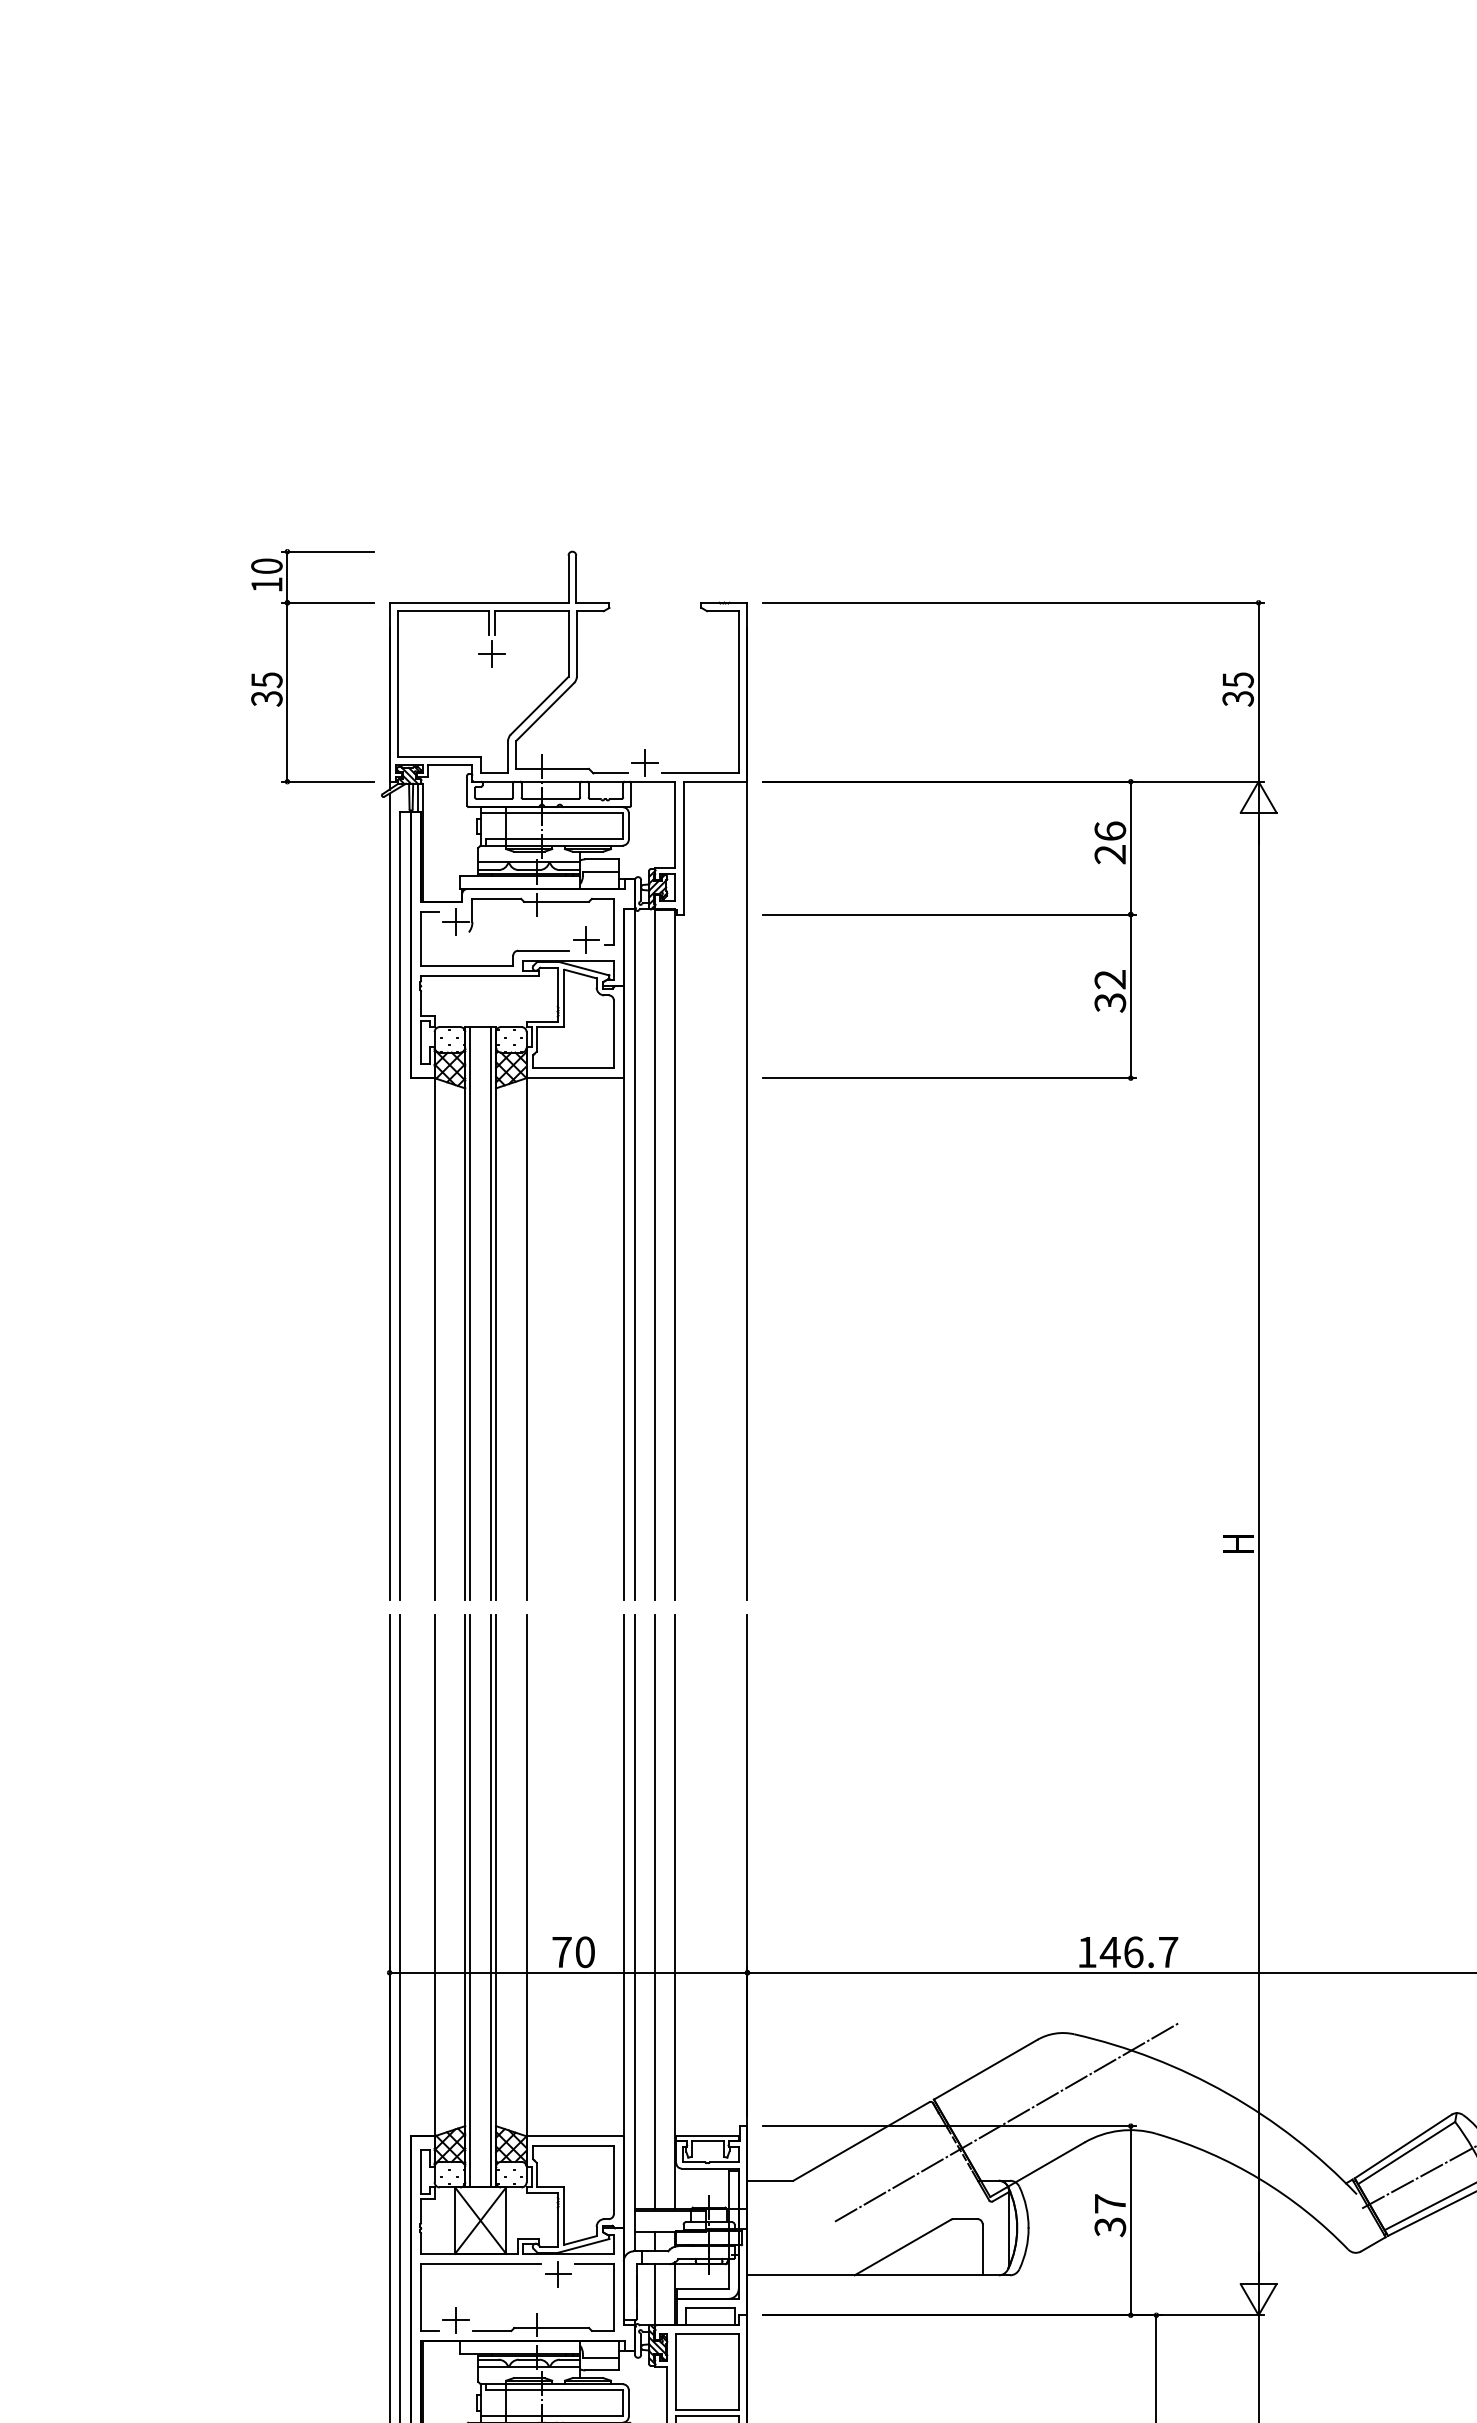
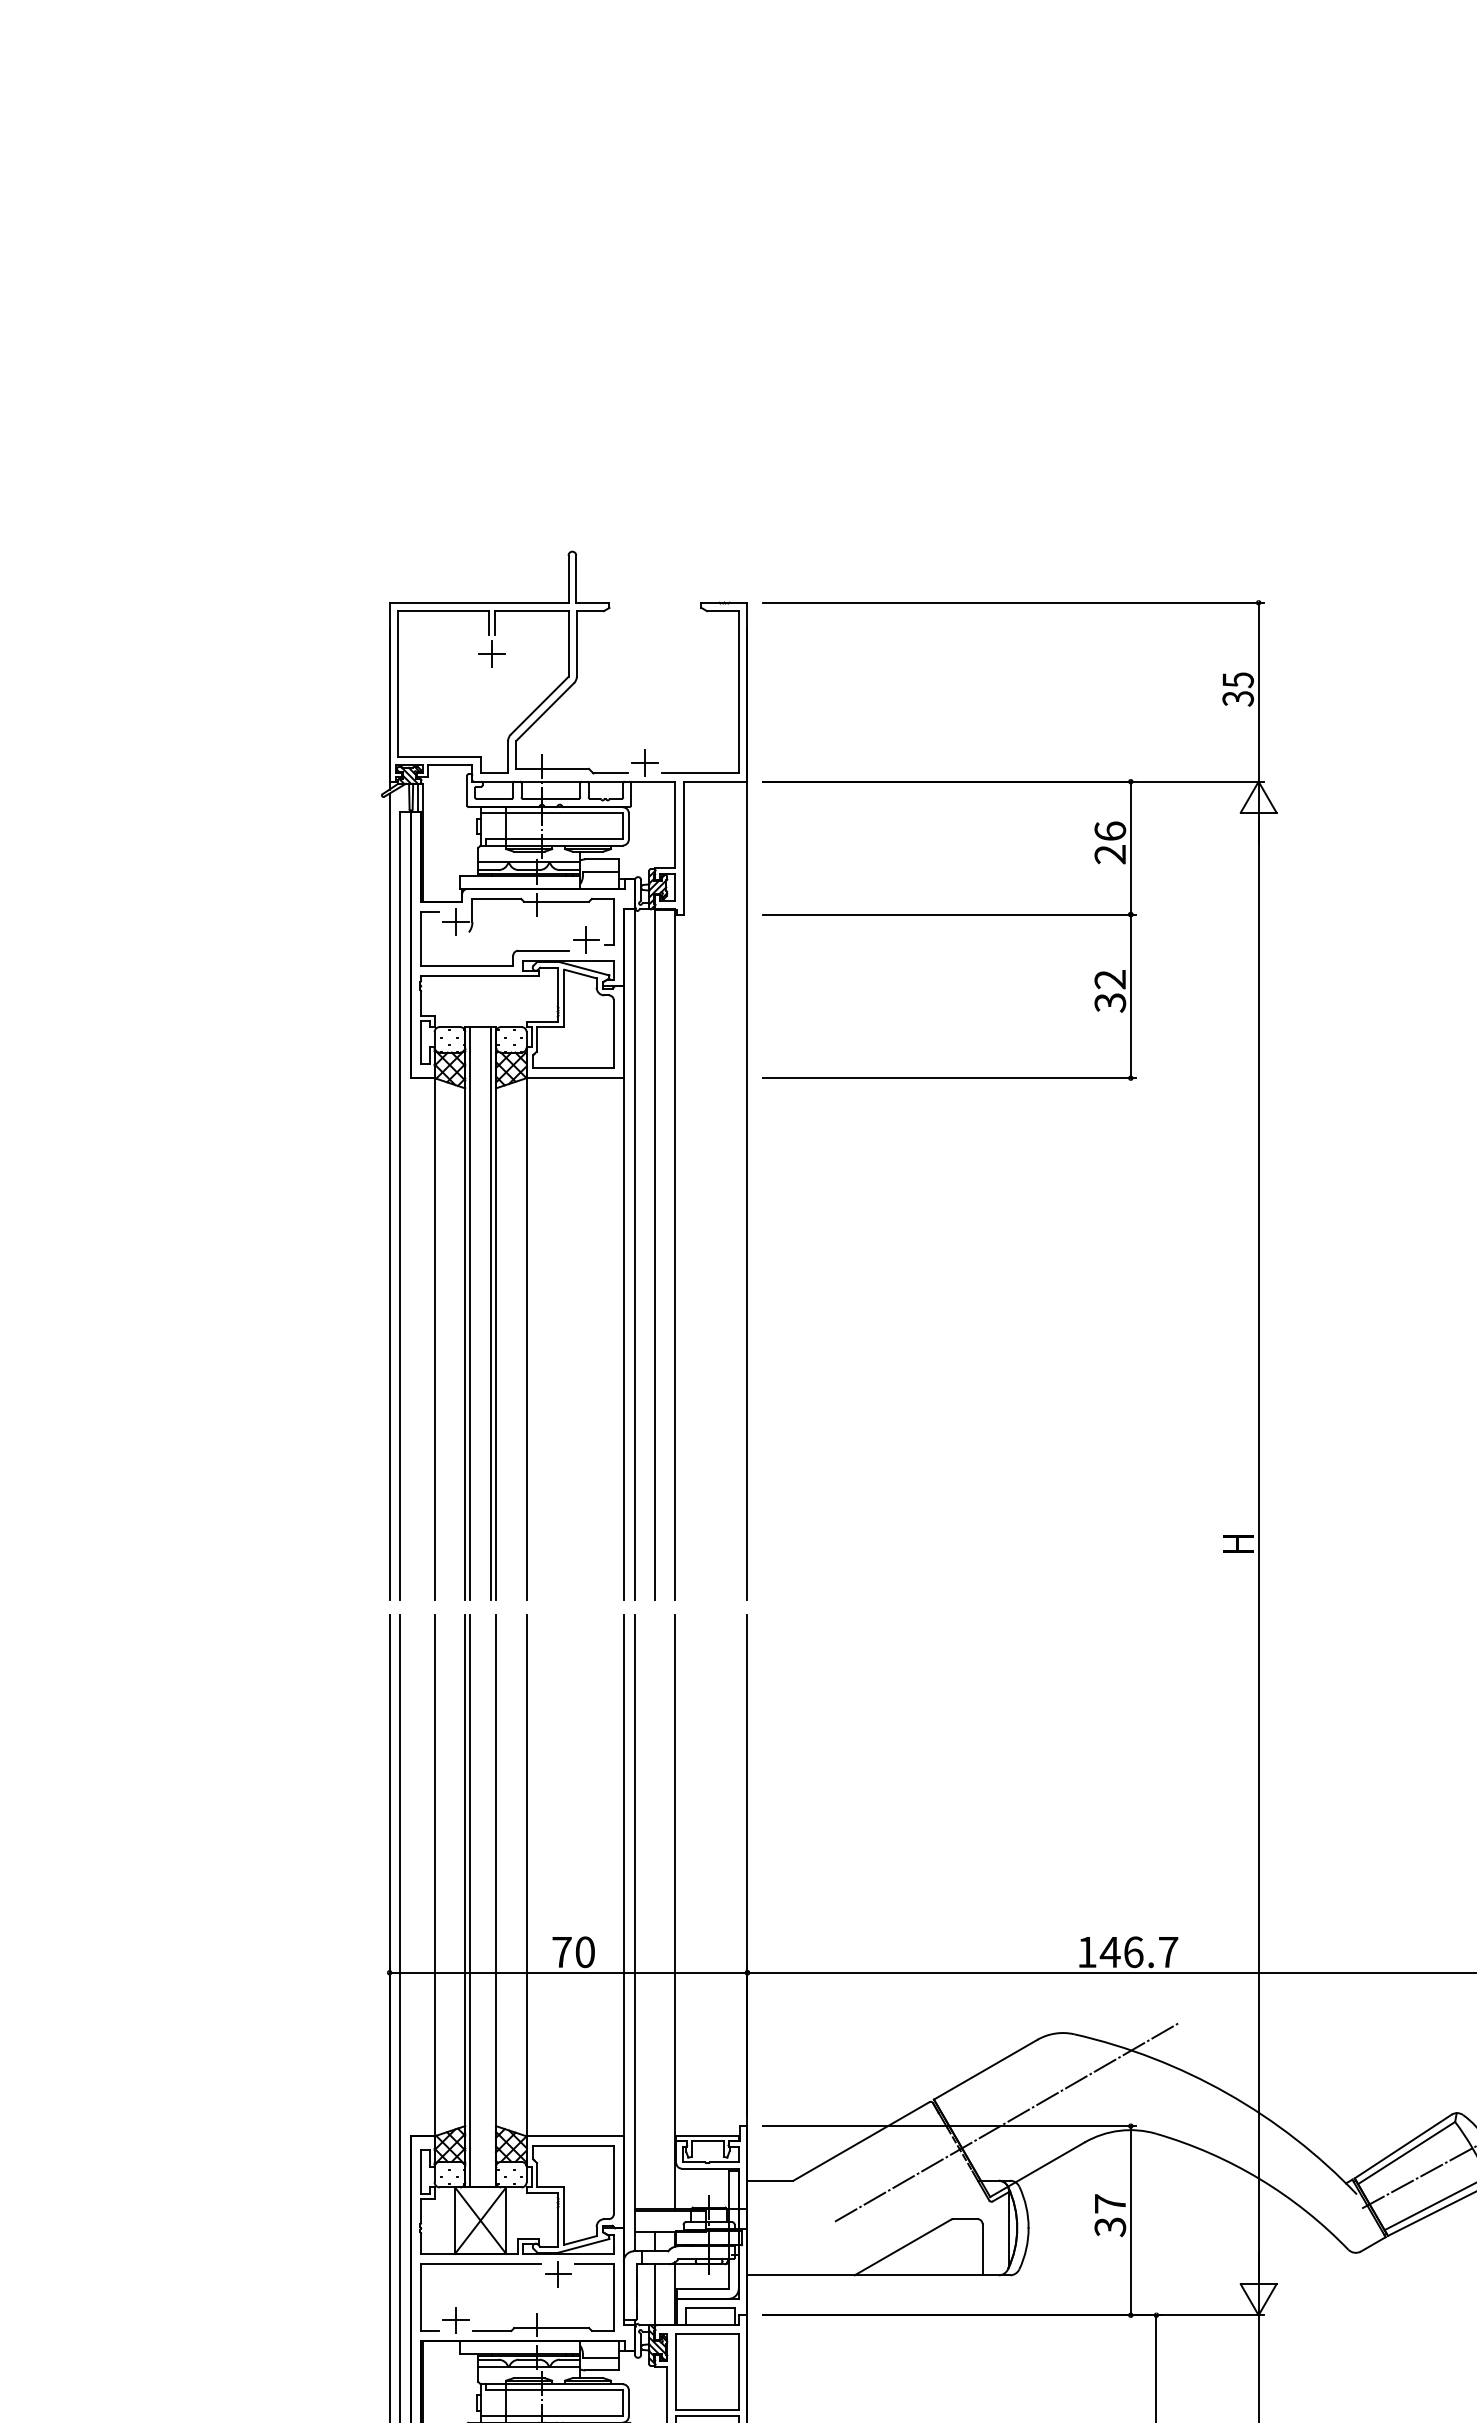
part: present -> none (287, 666)
line: present -> none (490, 1900)
line: present -> none (655, 1911)
